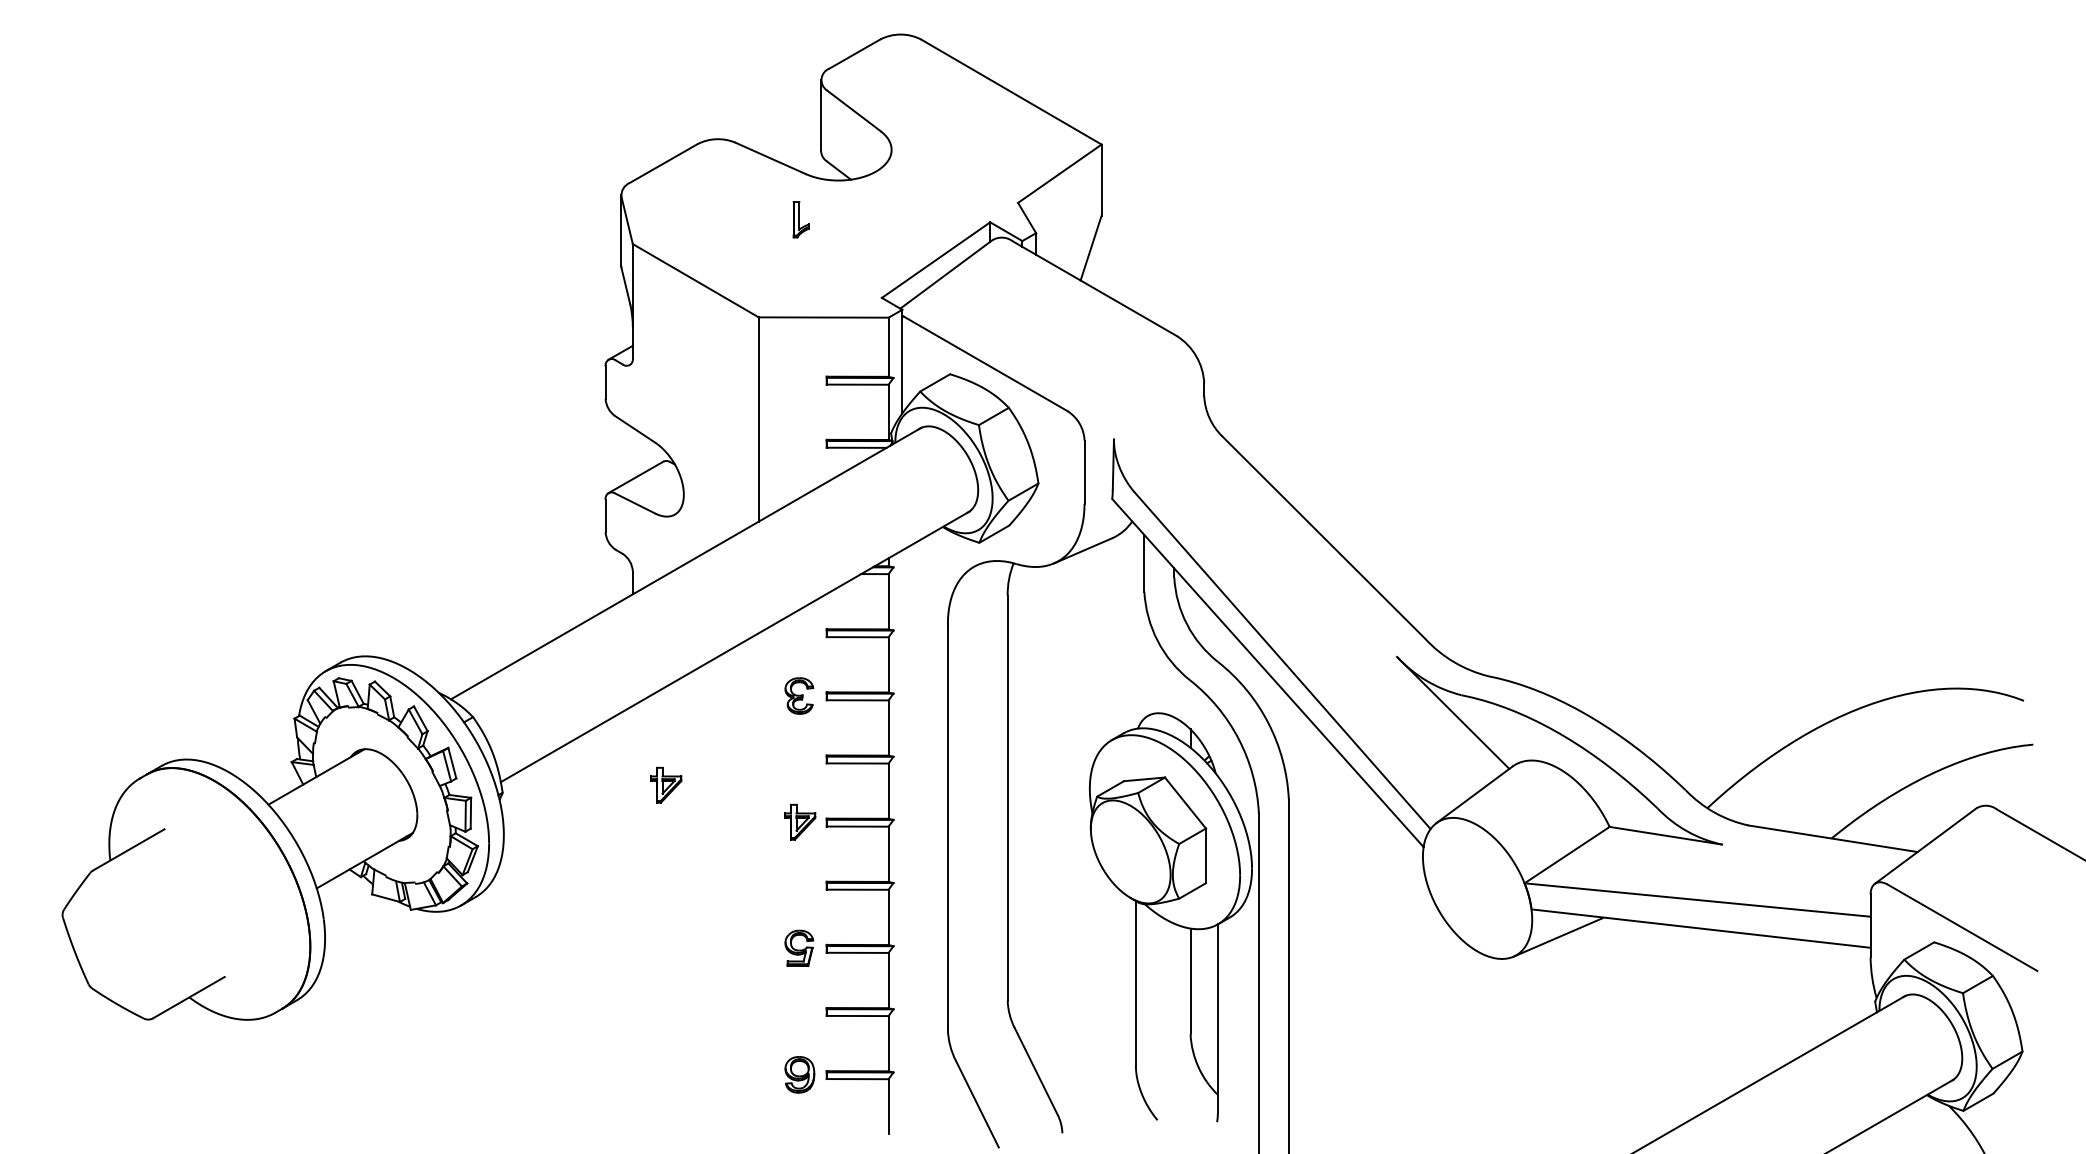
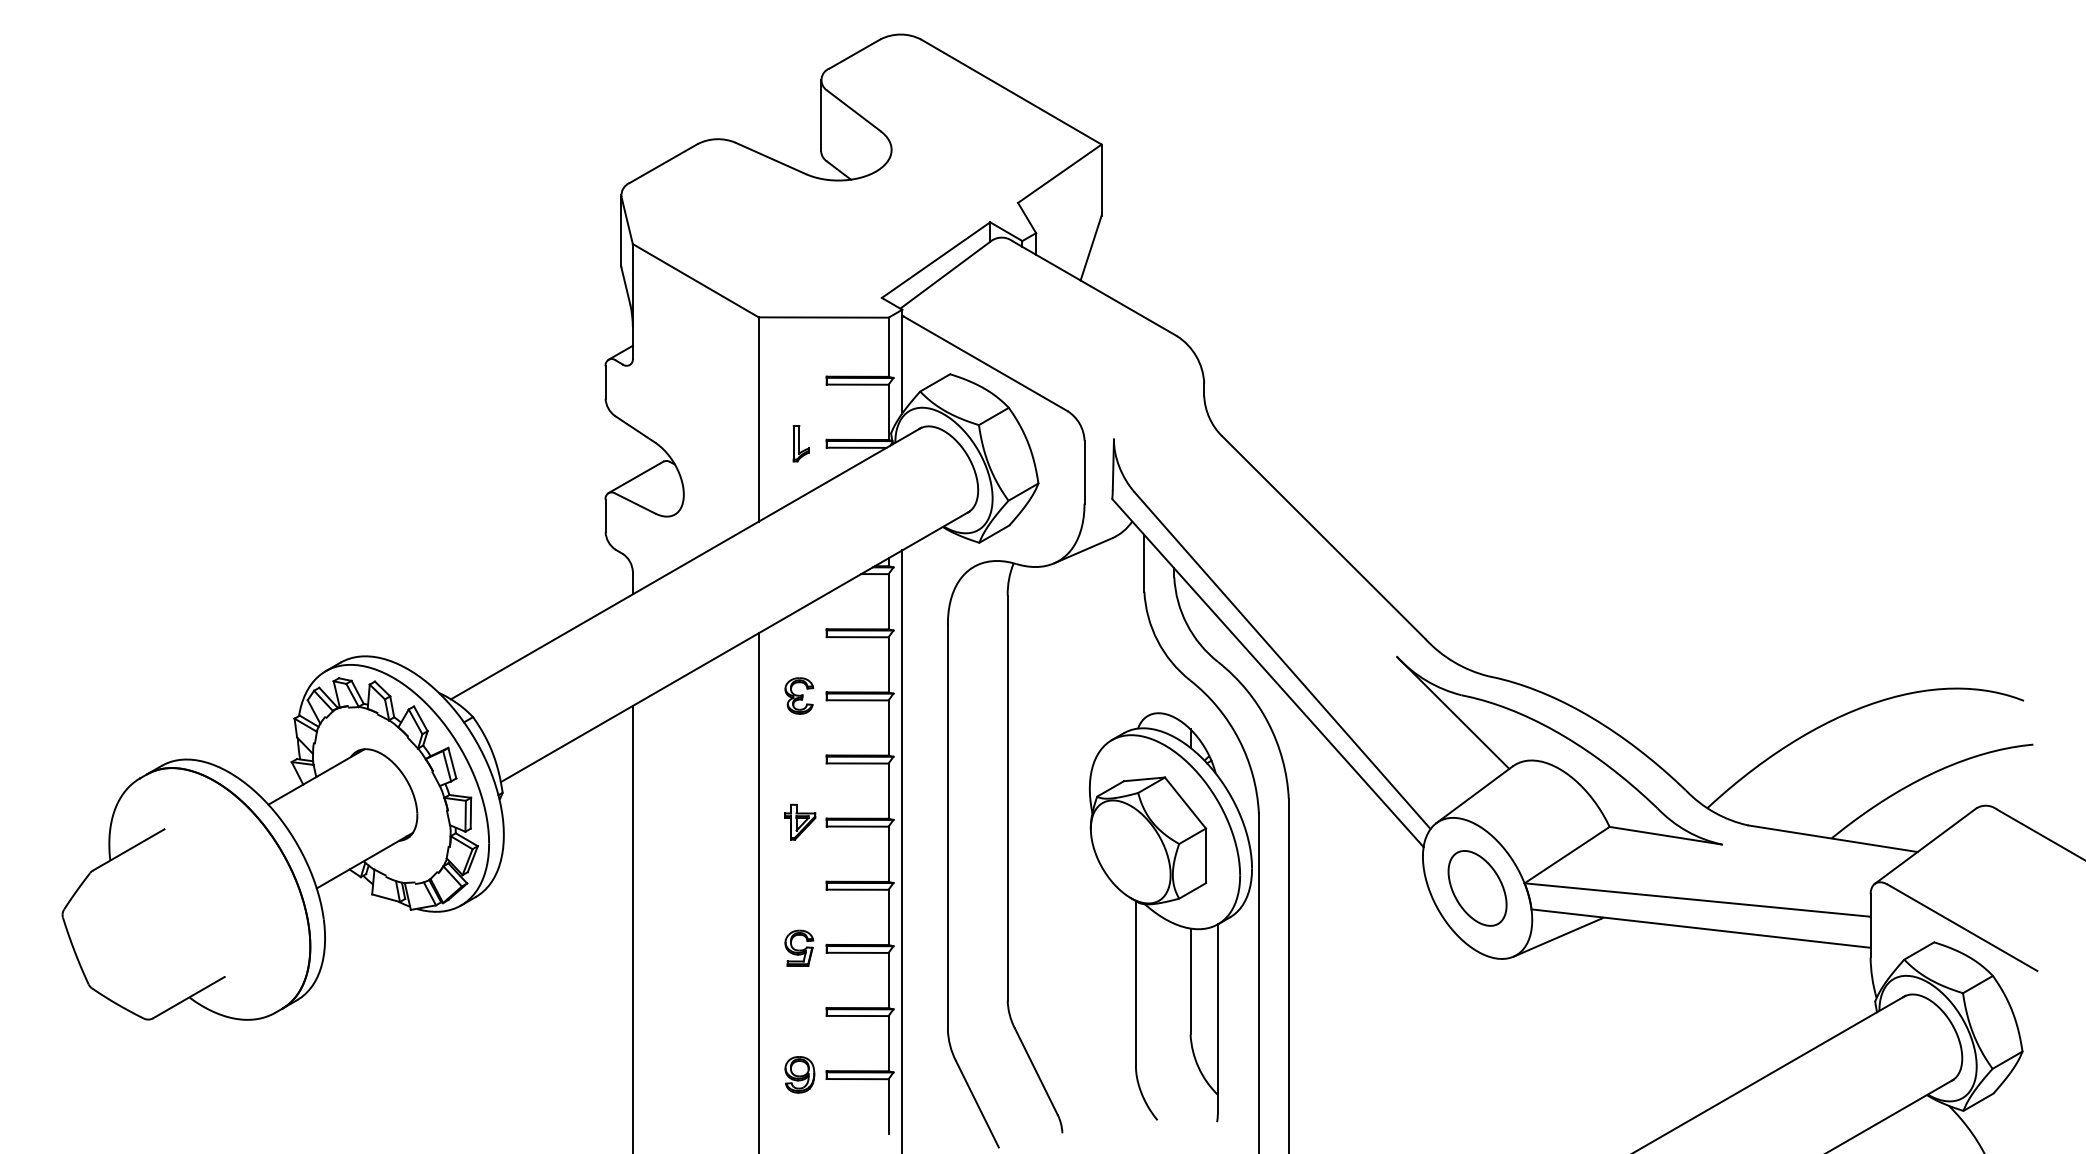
part position: (800, 219) -> (800, 443) (800, 443)
part: present -> none (666, 784)
line: none -> present (902, 850)
part: none -> present (1477, 888)
line: none -> present (758, 891)
line: none -> present (632, 927)
